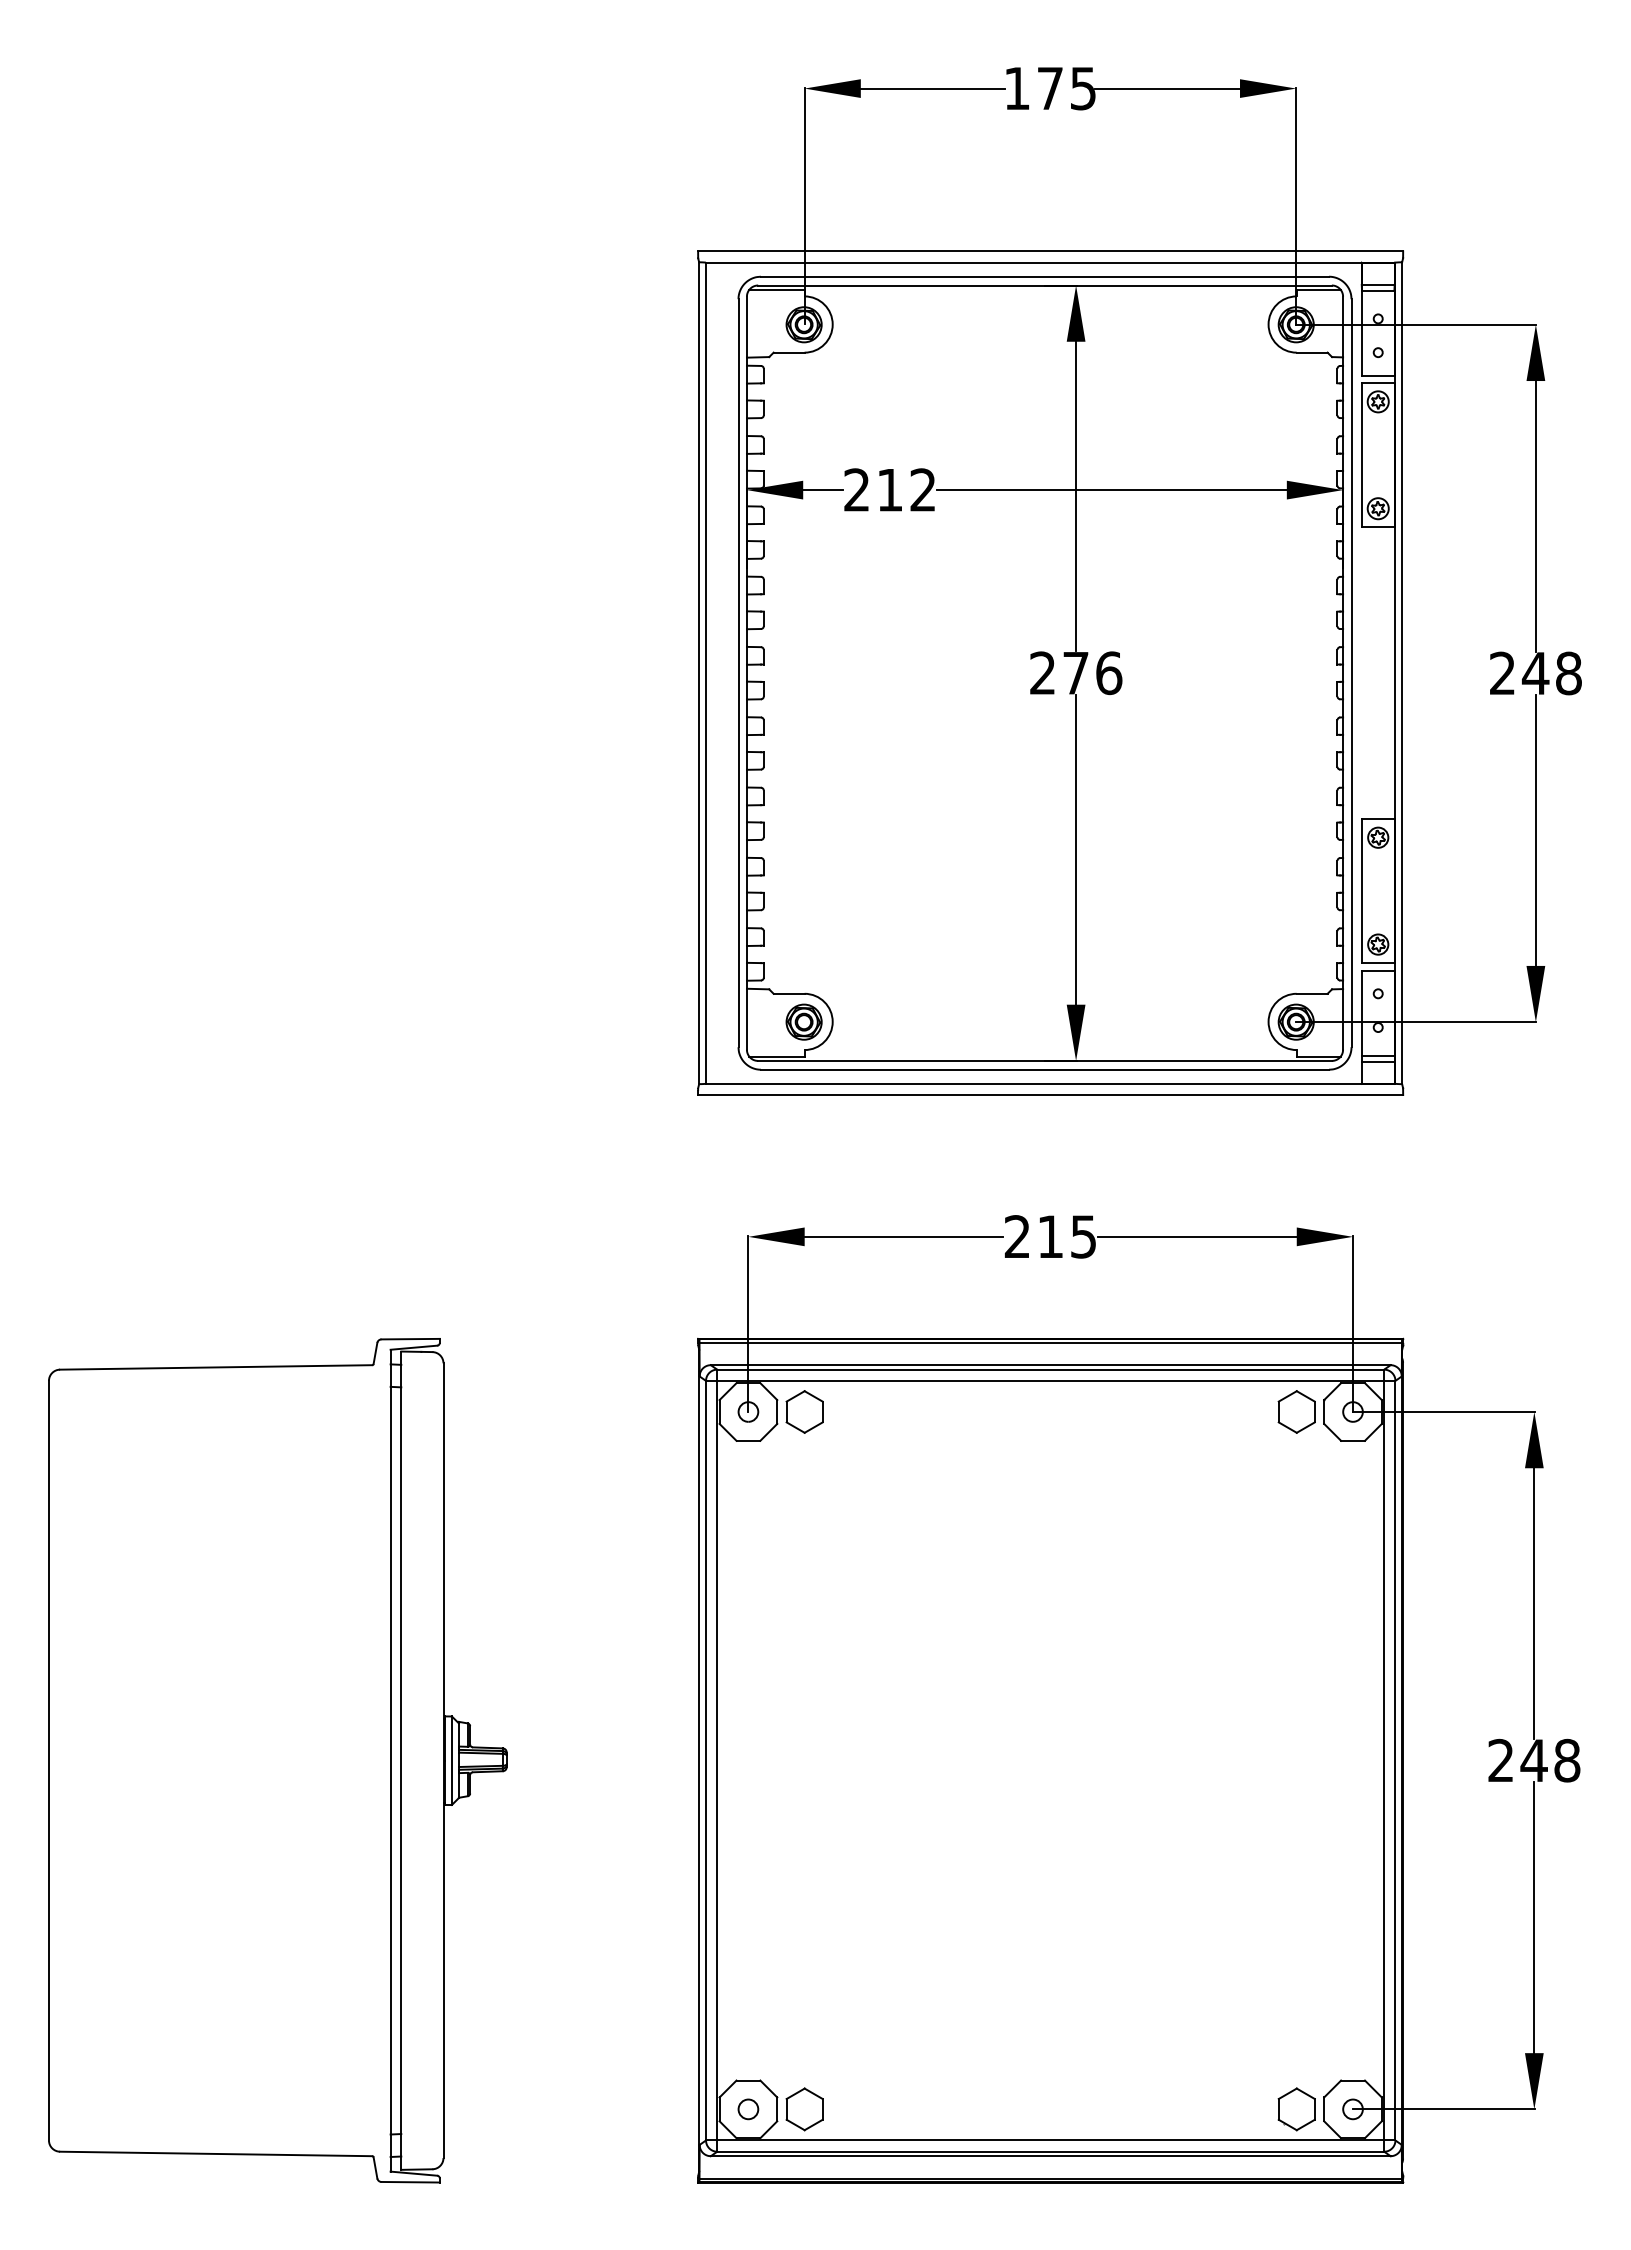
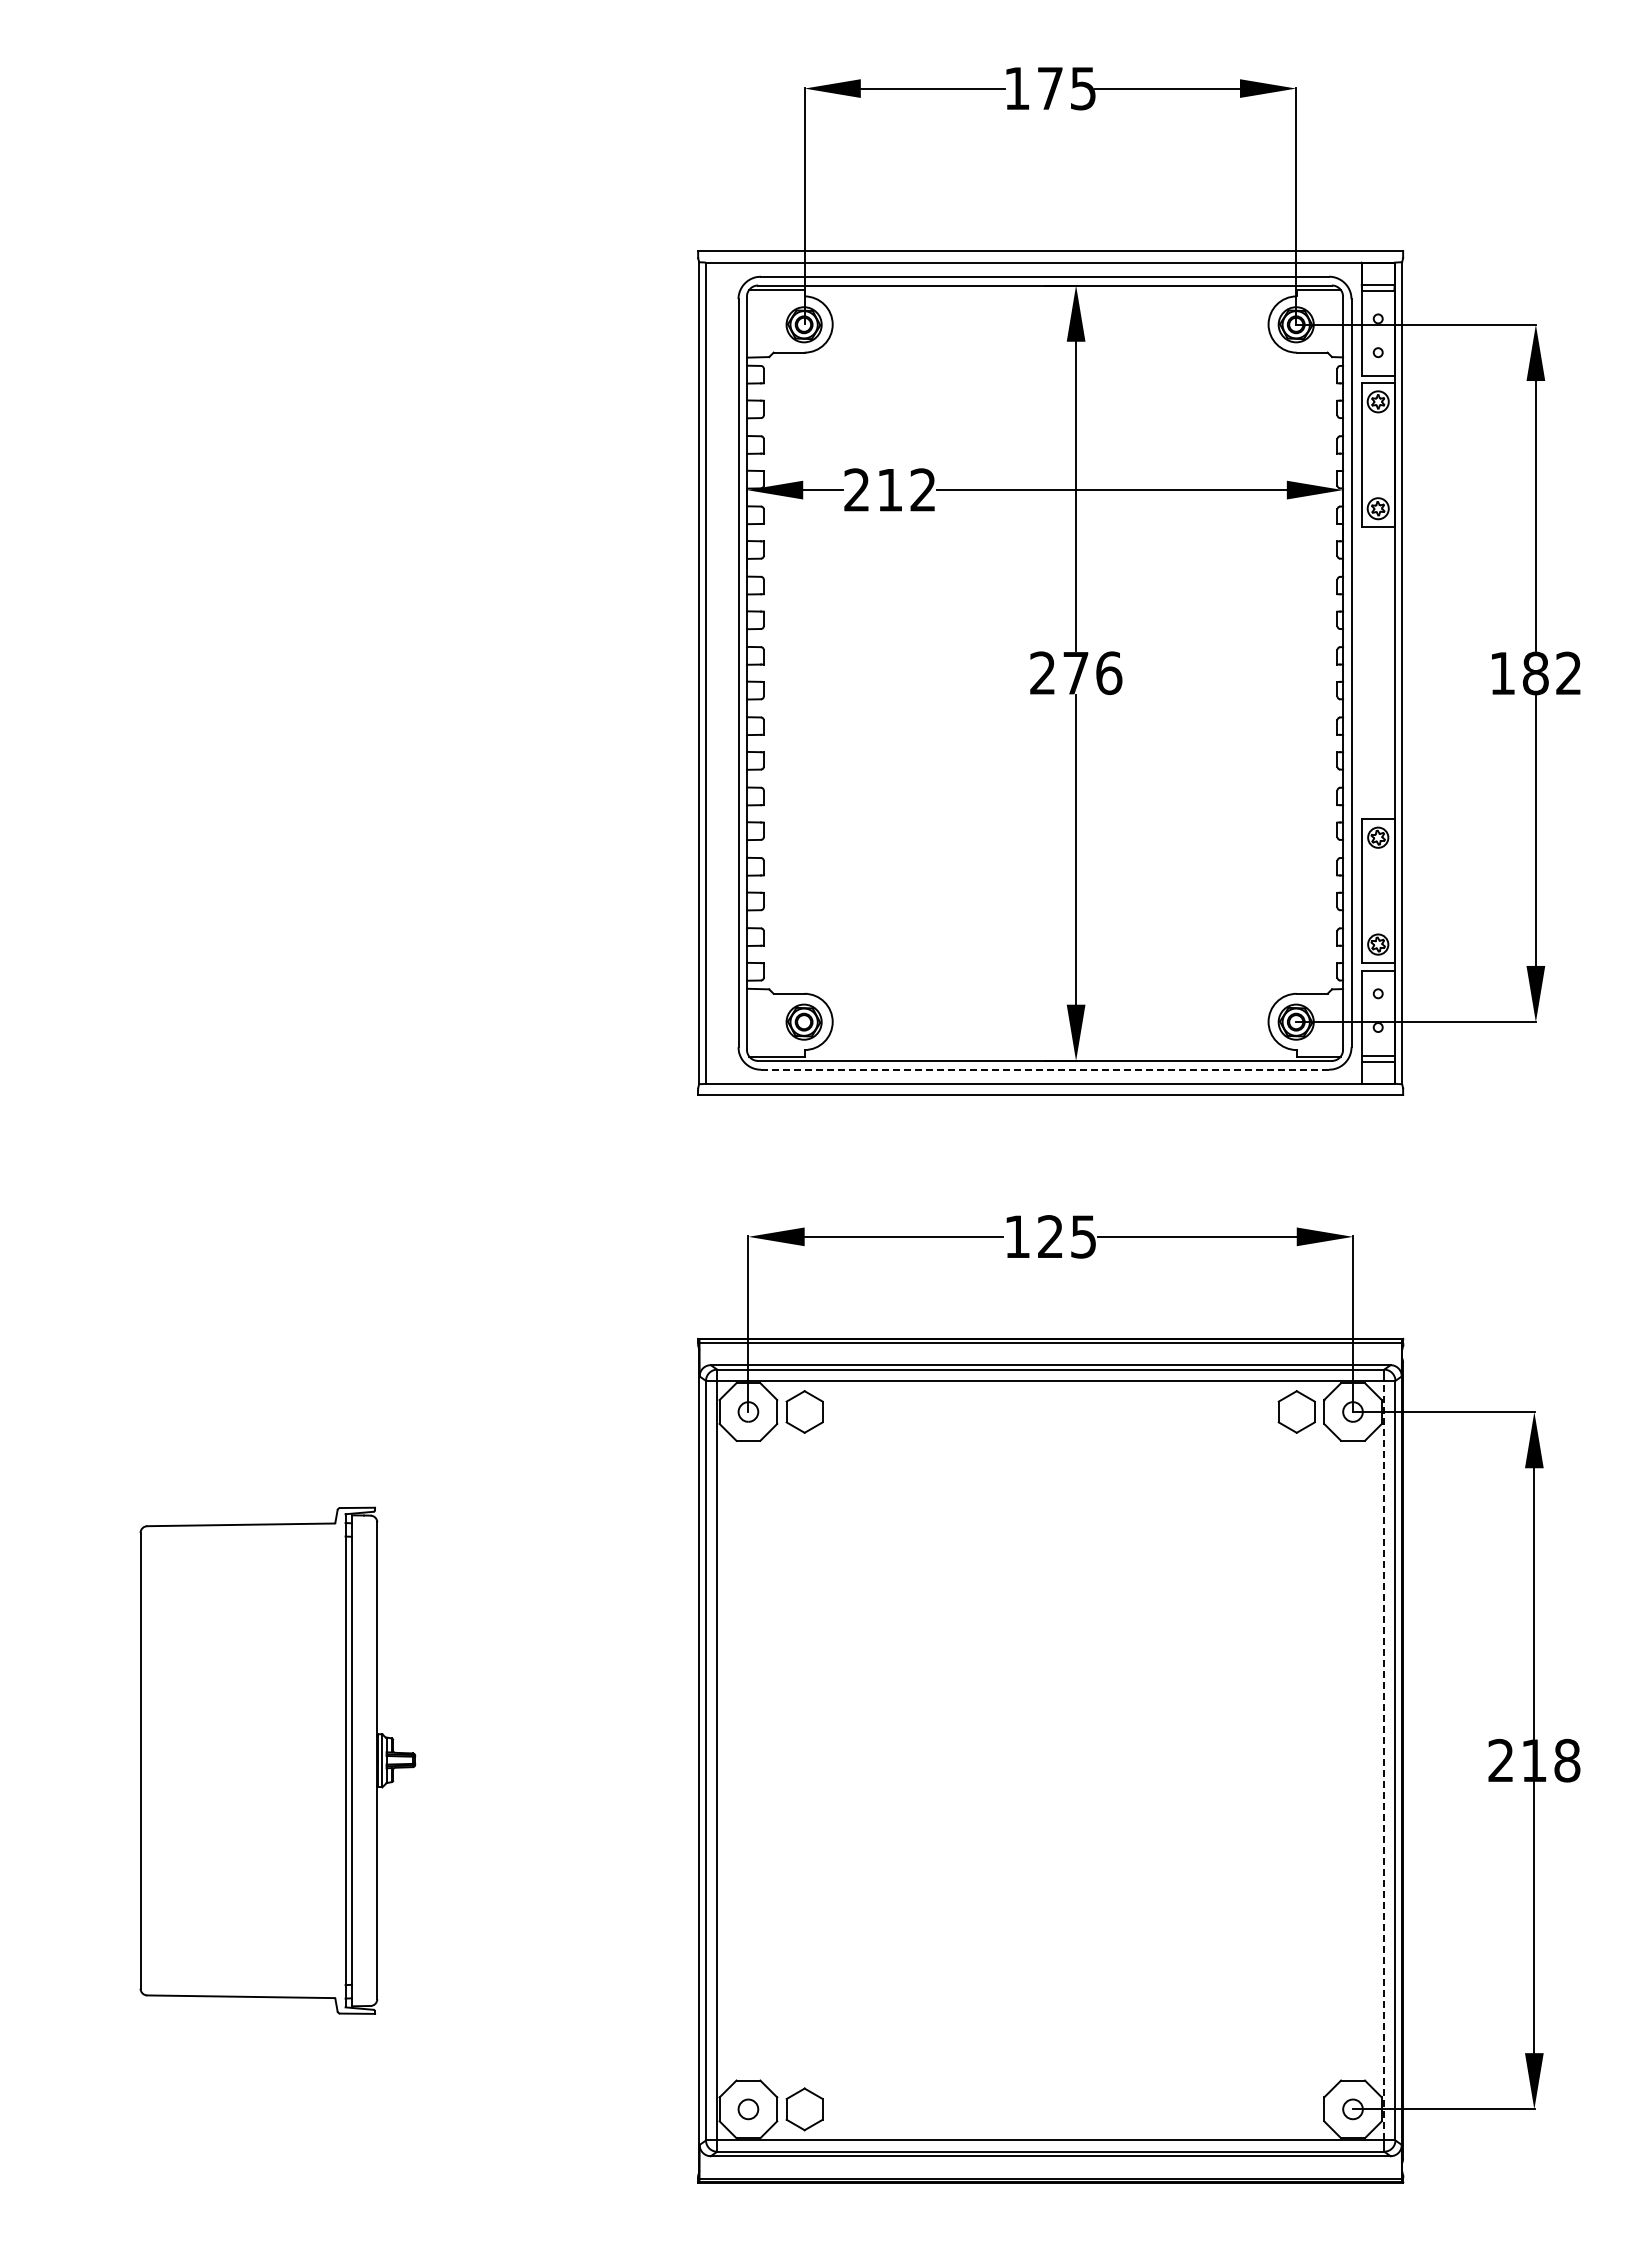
text: 248 -> 182 (1535, 673)
line: solid -> dashed (1044, 1069)
text: 215 -> 125 (1033, 1236)
part size: 460x846 px -> 278x509 px (277, 1760)
line: solid -> dashed (1384, 1760)
text: 248 -> 218 (1533, 1760)
part: present -> none (1296, 2109)
